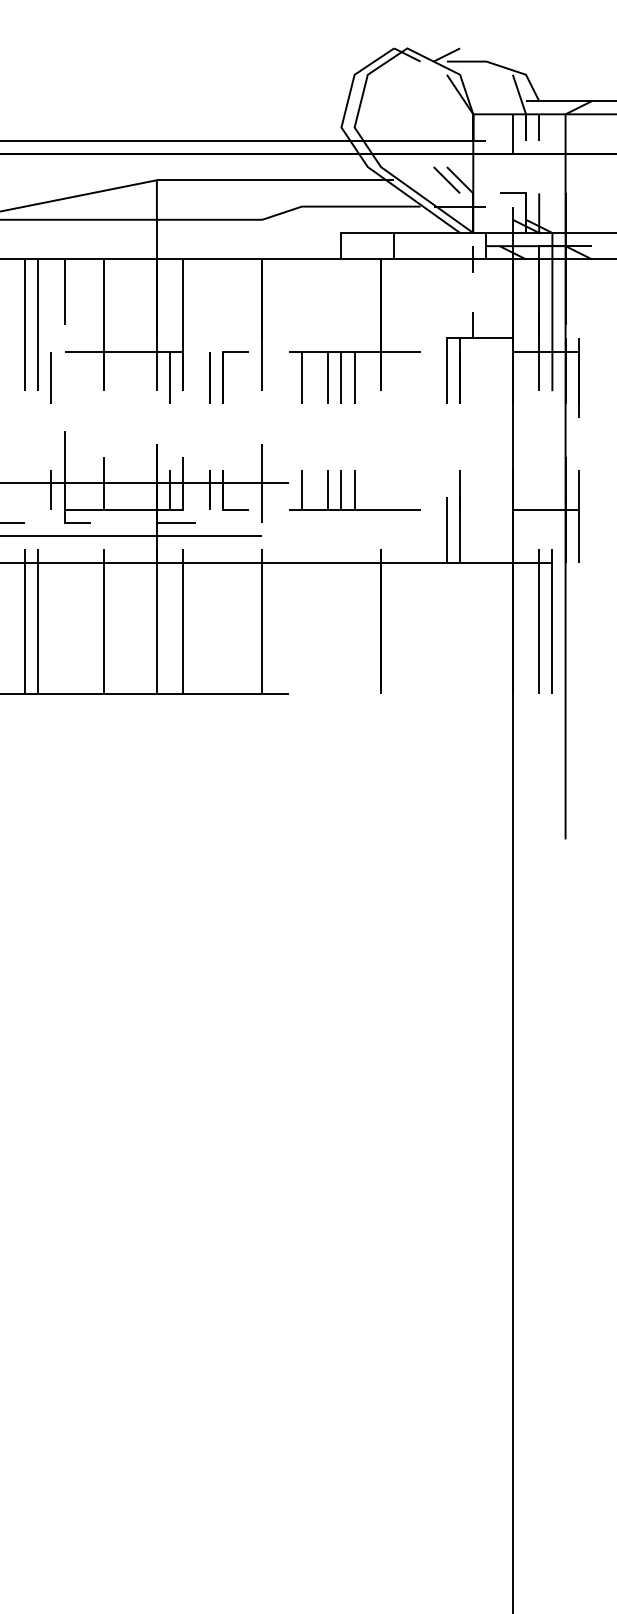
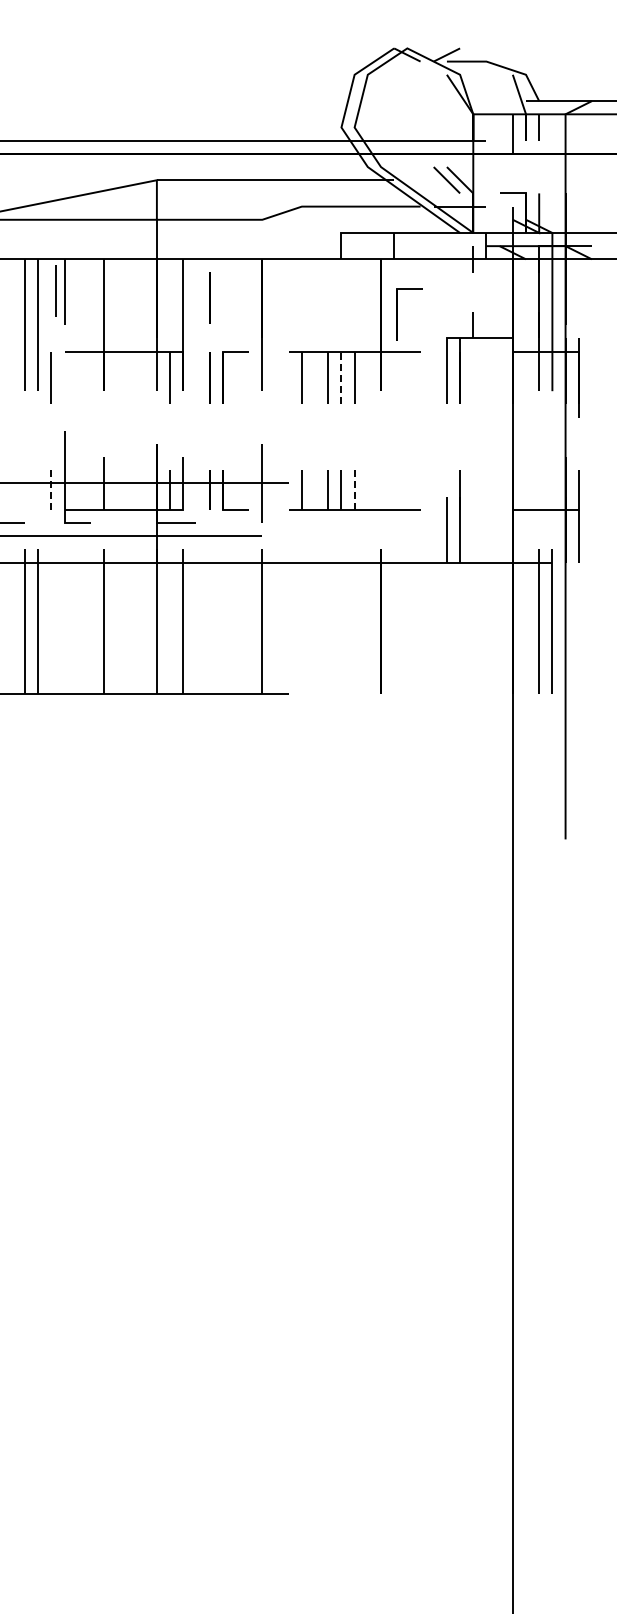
line: none -> present (55, 290)
line: none -> present (209, 297)
curve: none -> present (397, 314)
line: solid -> dashed (341, 377)
line: solid -> dashed (51, 490)
line: solid -> dashed (354, 490)
